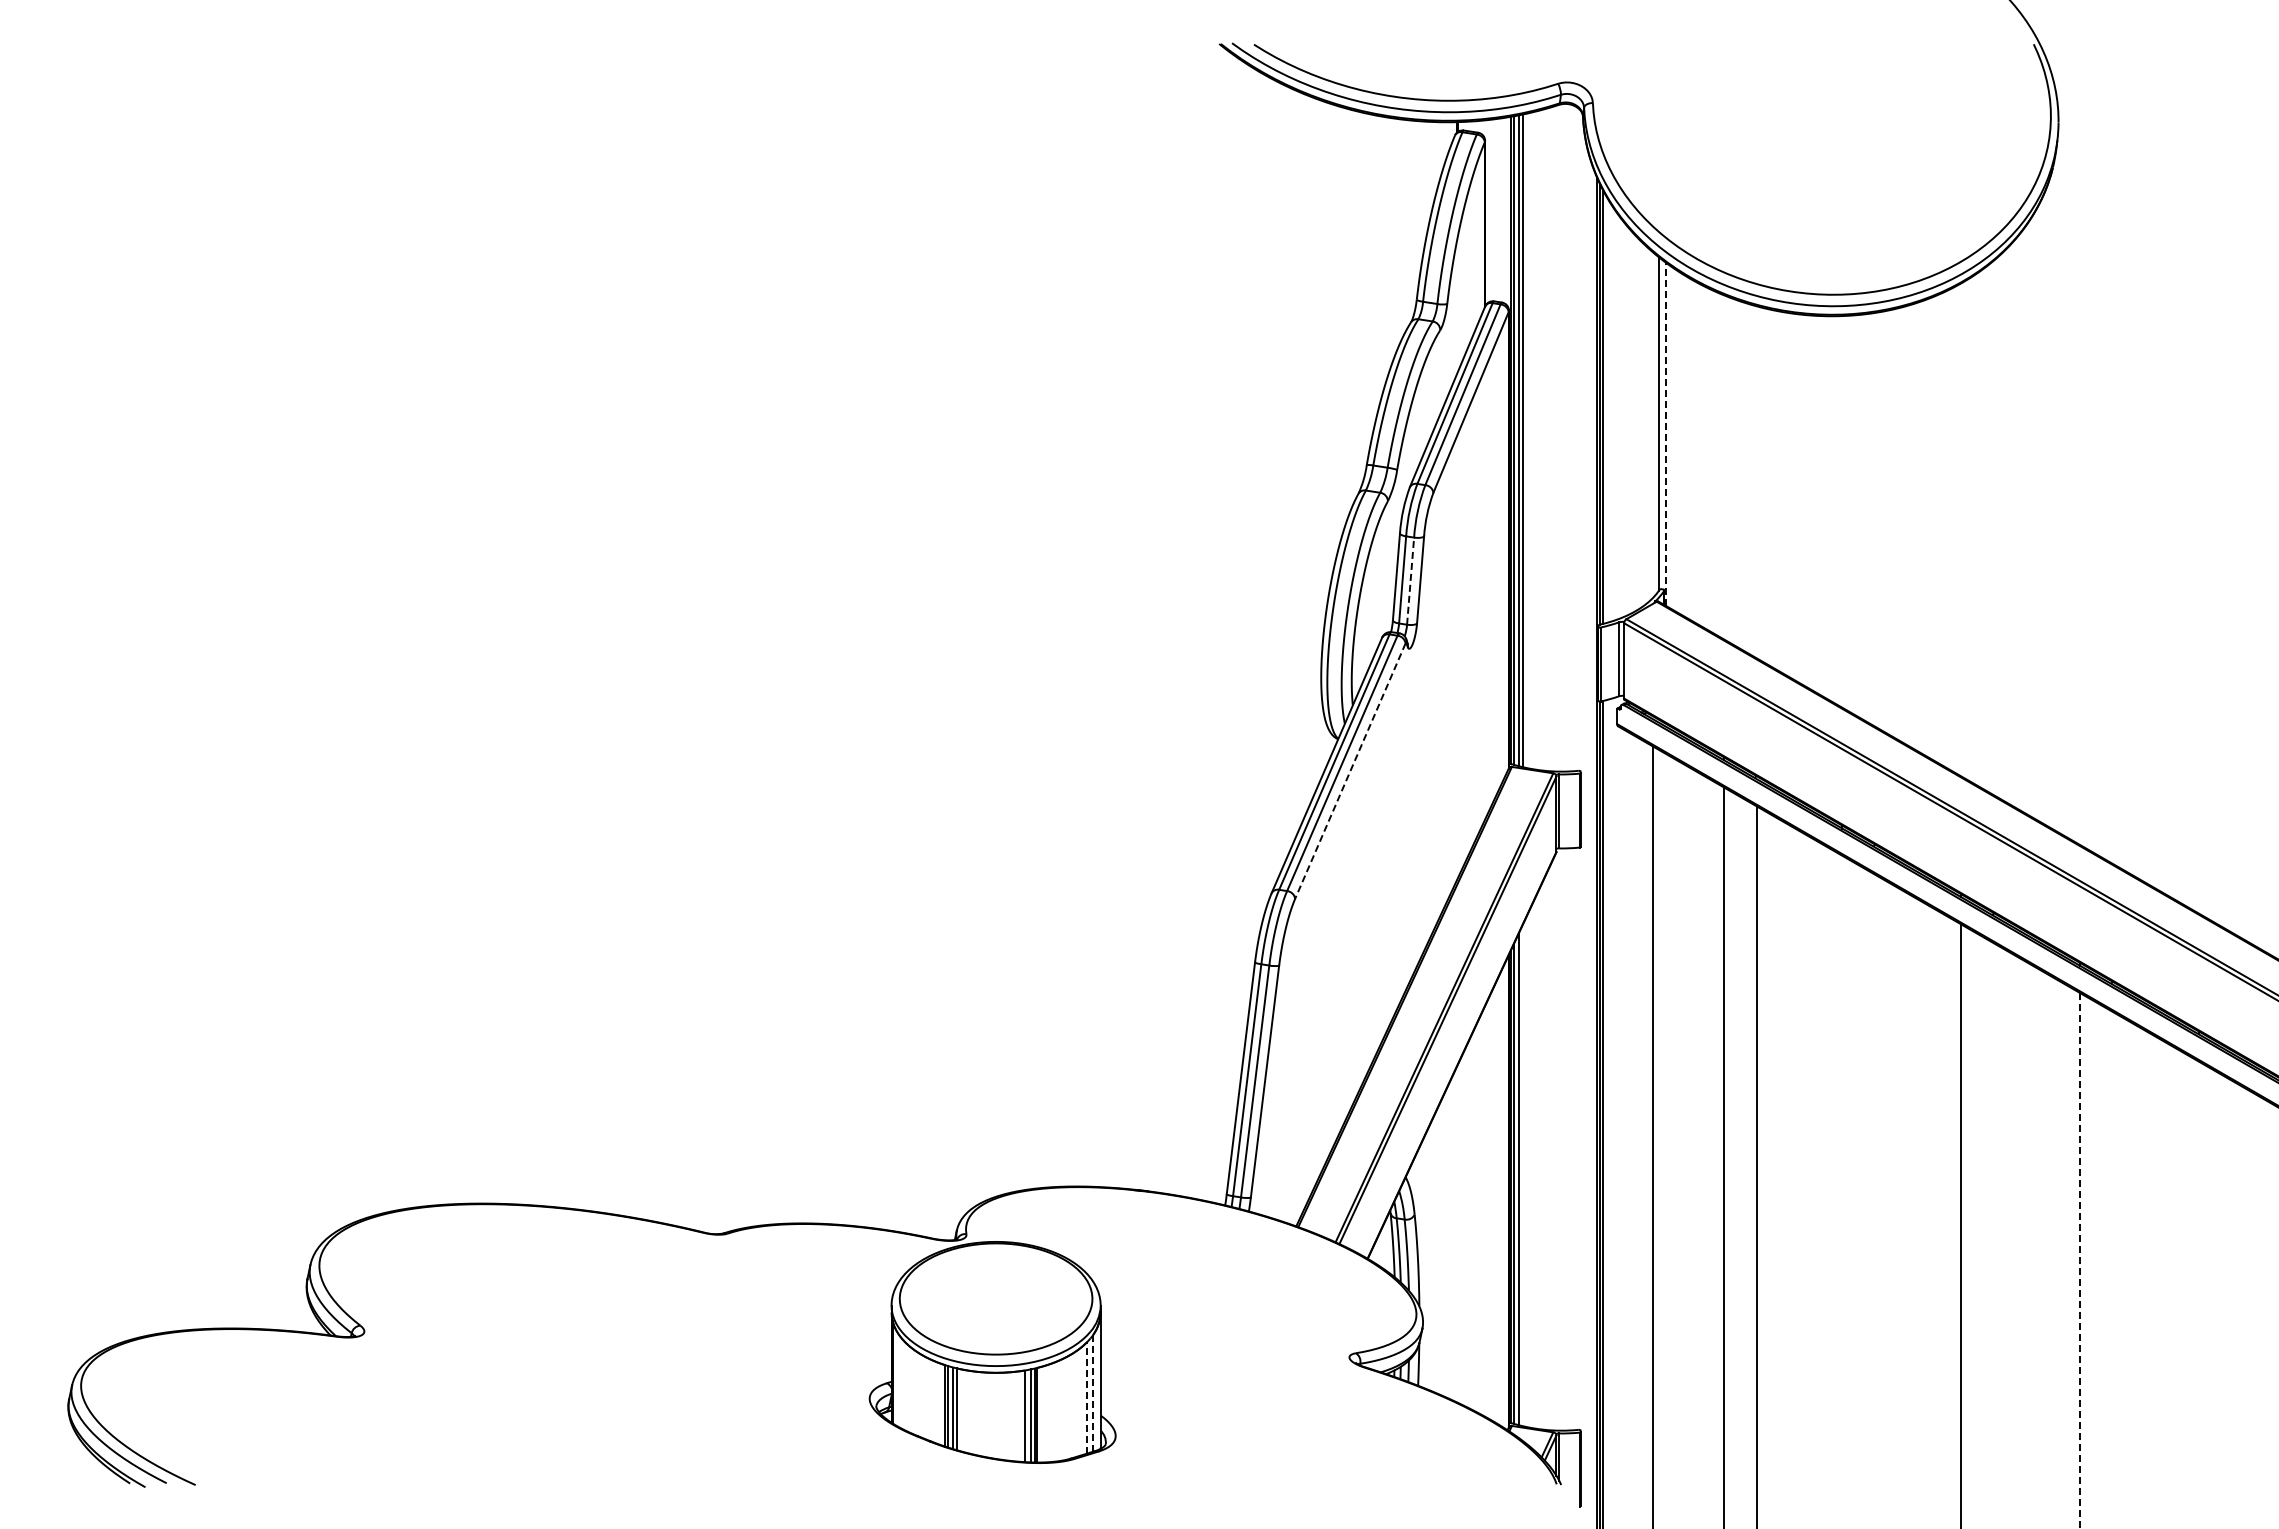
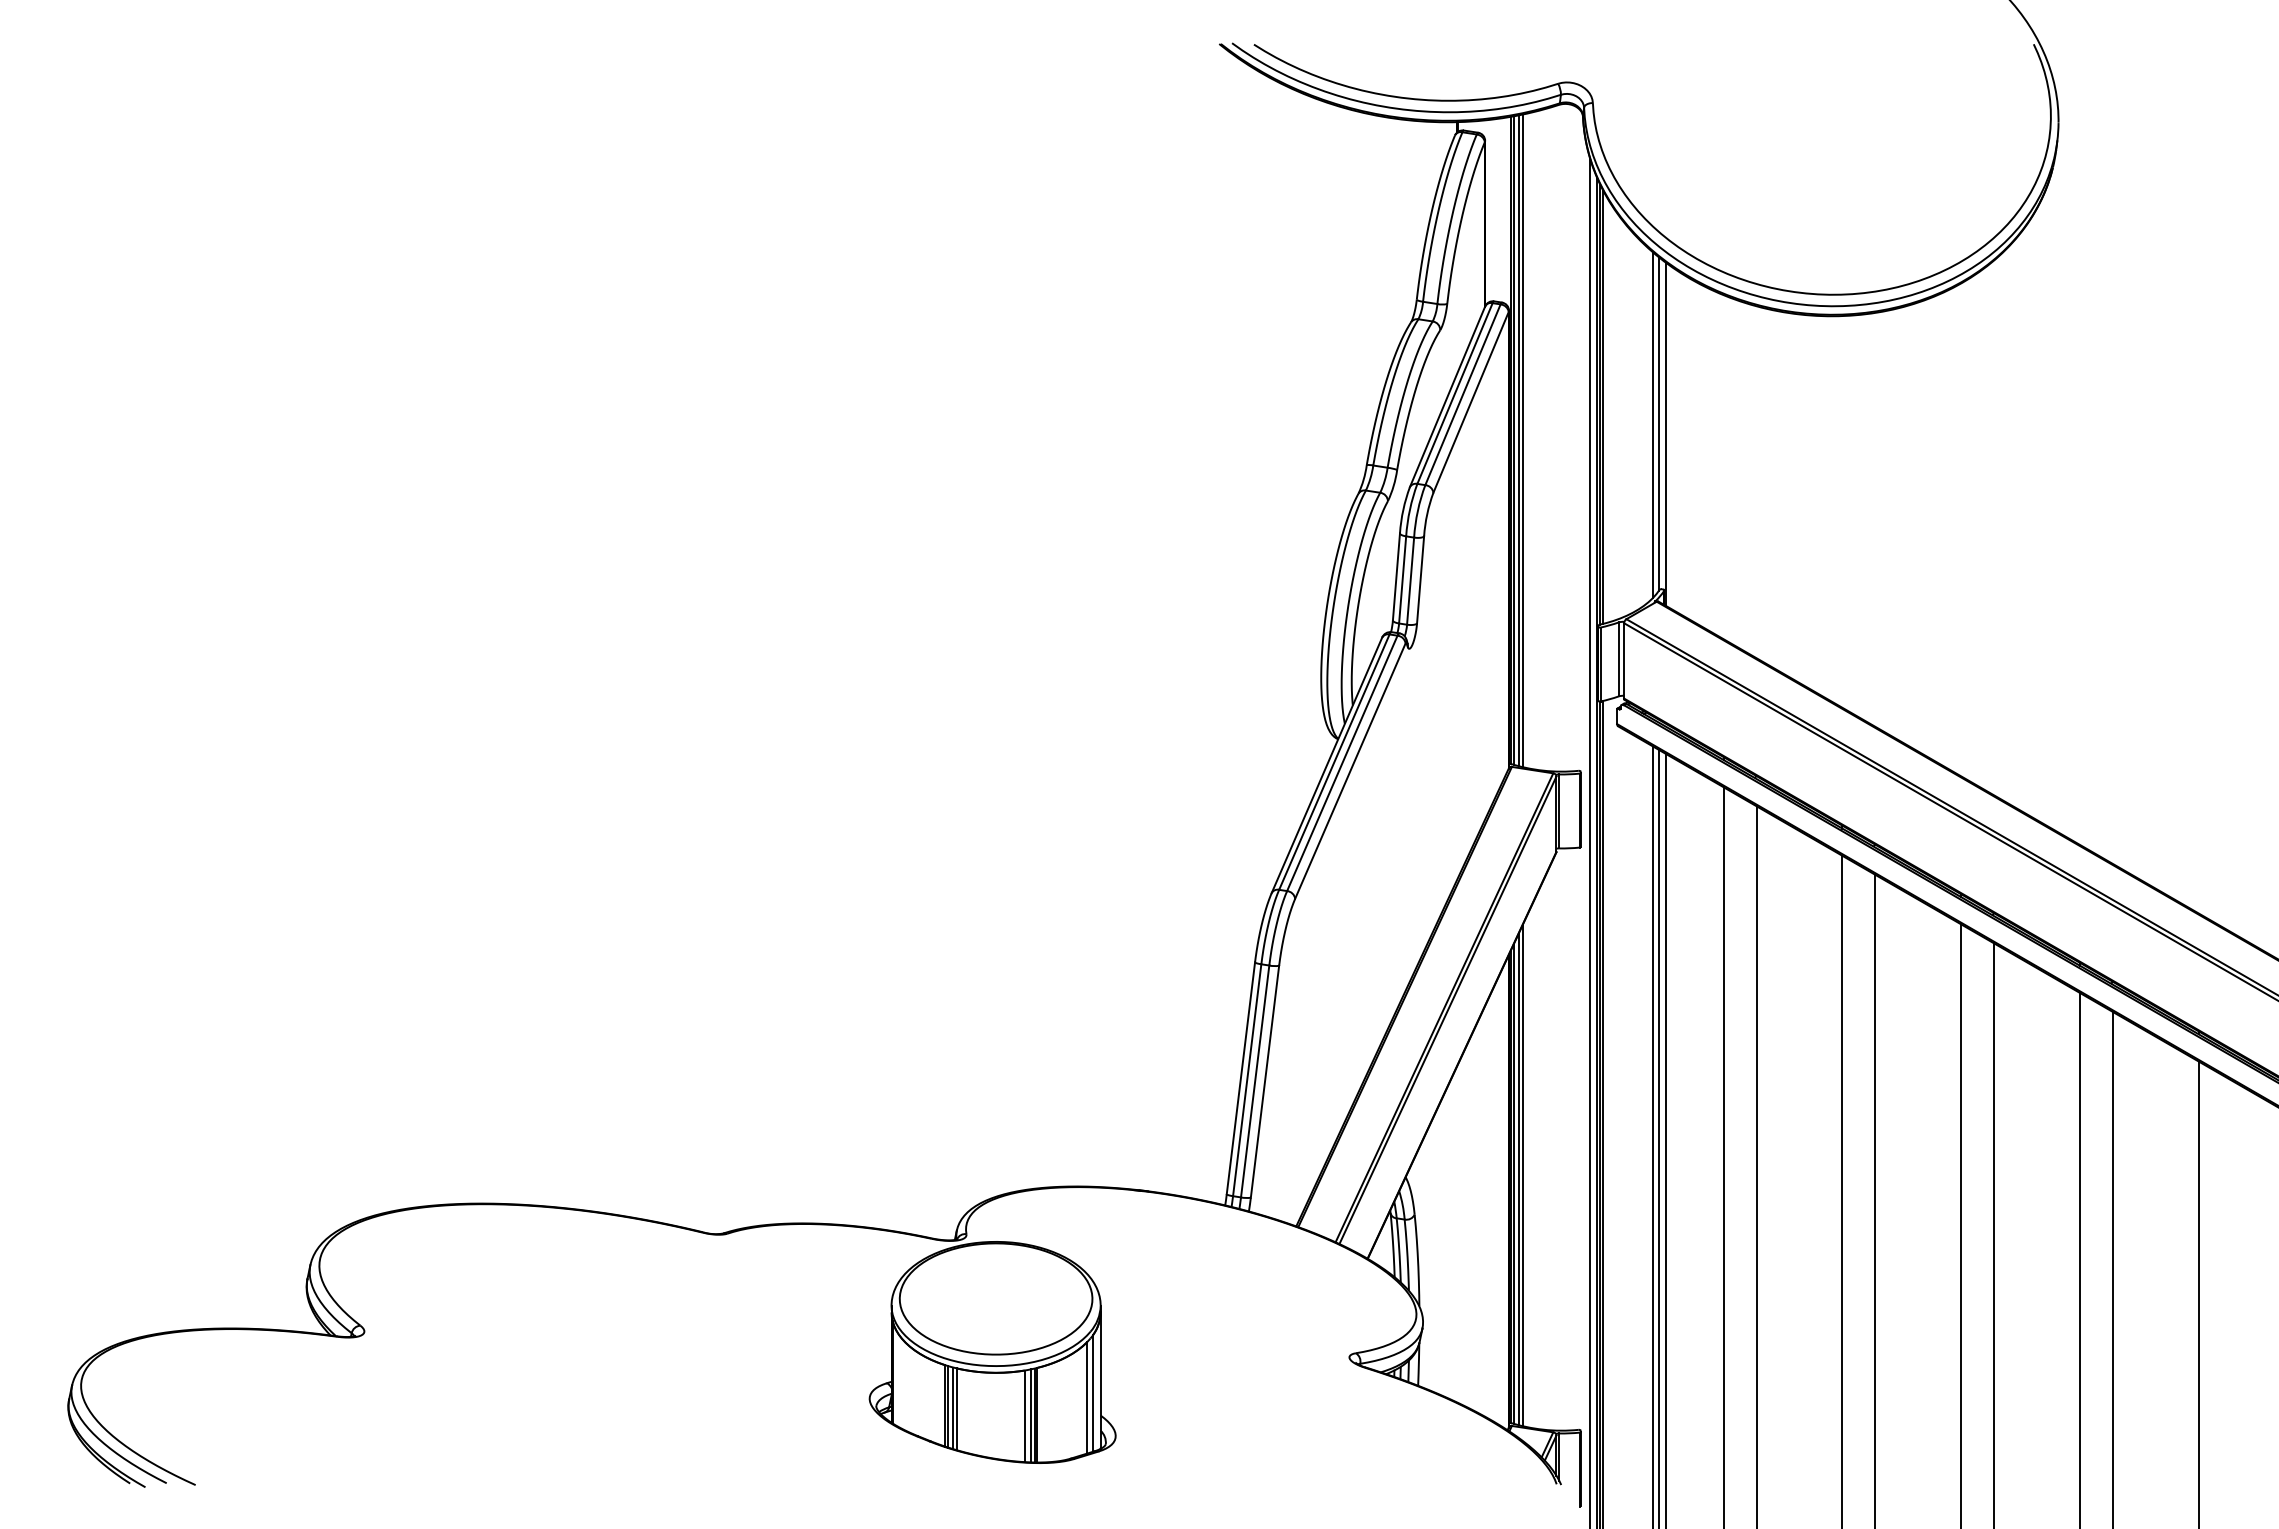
line: none -> present (1653, 424)
line: dashed -> solid (1666, 434)
line: dashed -> solid (1410, 581)
line: dashed -> solid (1350, 771)
line: none -> present (1590, 842)
line: none -> present (1658, 1137)
line: none -> present (1666, 1139)
line: none -> present (1522, 1175)
line: none -> present (1842, 1190)
line: none -> present (1875, 1199)
line: none -> present (1994, 1234)
line: dashed -> solid (2079, 1260)
line: none -> present (2112, 1268)
line: none -> present (2198, 1293)
line: dashed -> solid (1093, 1392)
line: dashed -> solid (1087, 1397)
